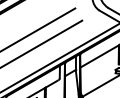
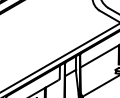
line: present -> none (38, 29)
line: present -> none (42, 43)
